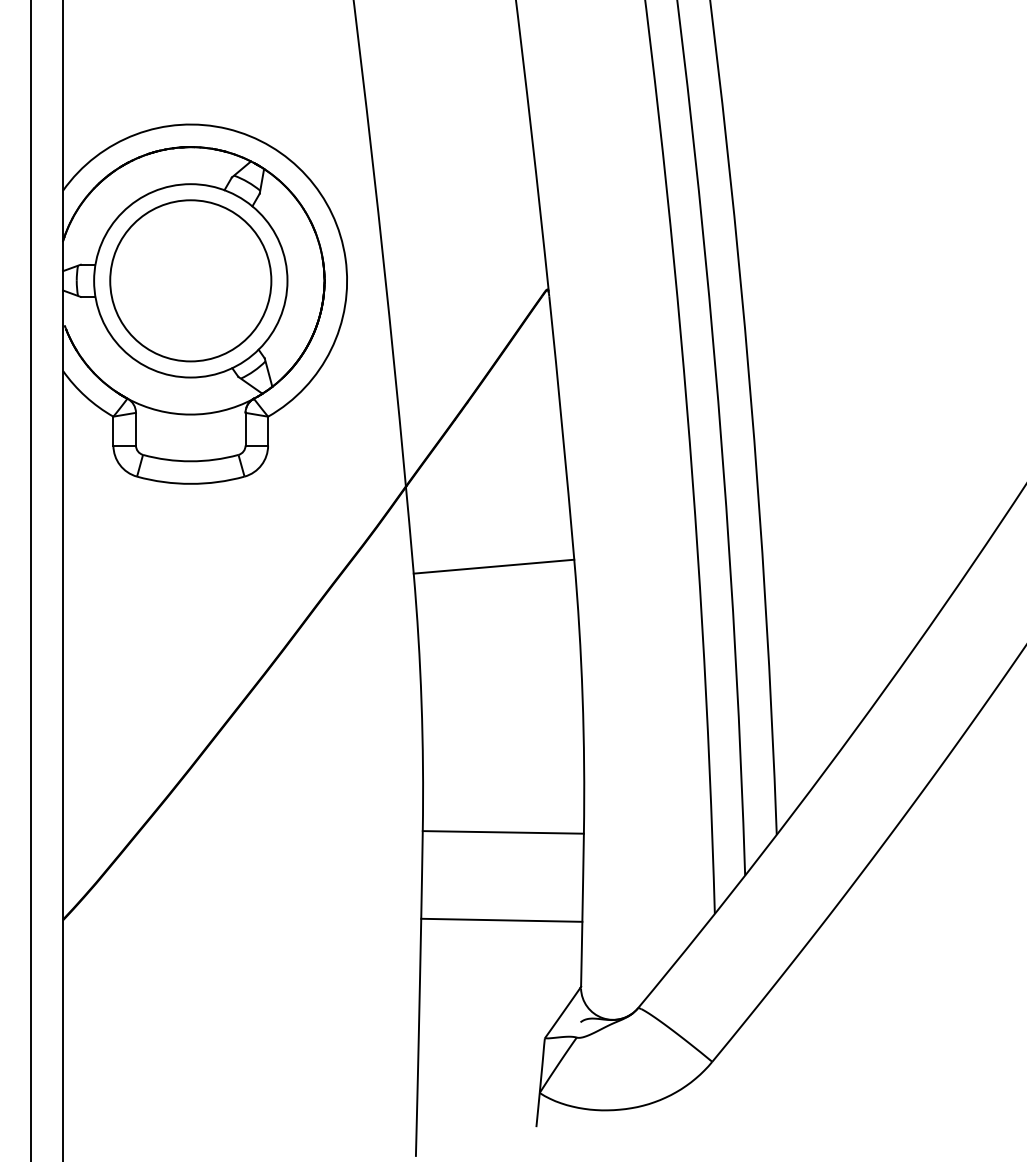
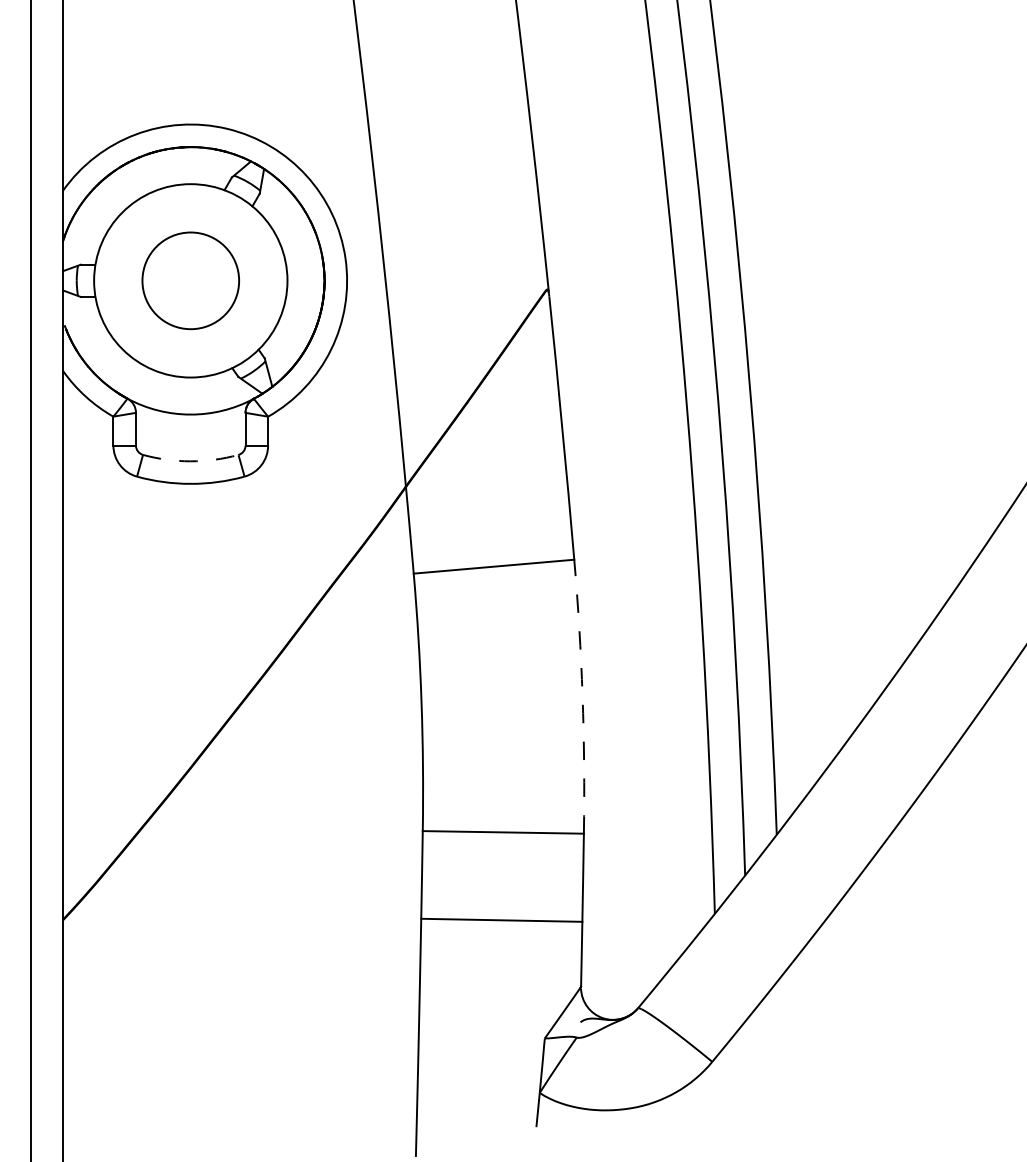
circle diameter: 161 px -> 97 px (190, 280)
arc: solid -> dashed (190, 461)
arc: solid -> dashed (582, 696)
